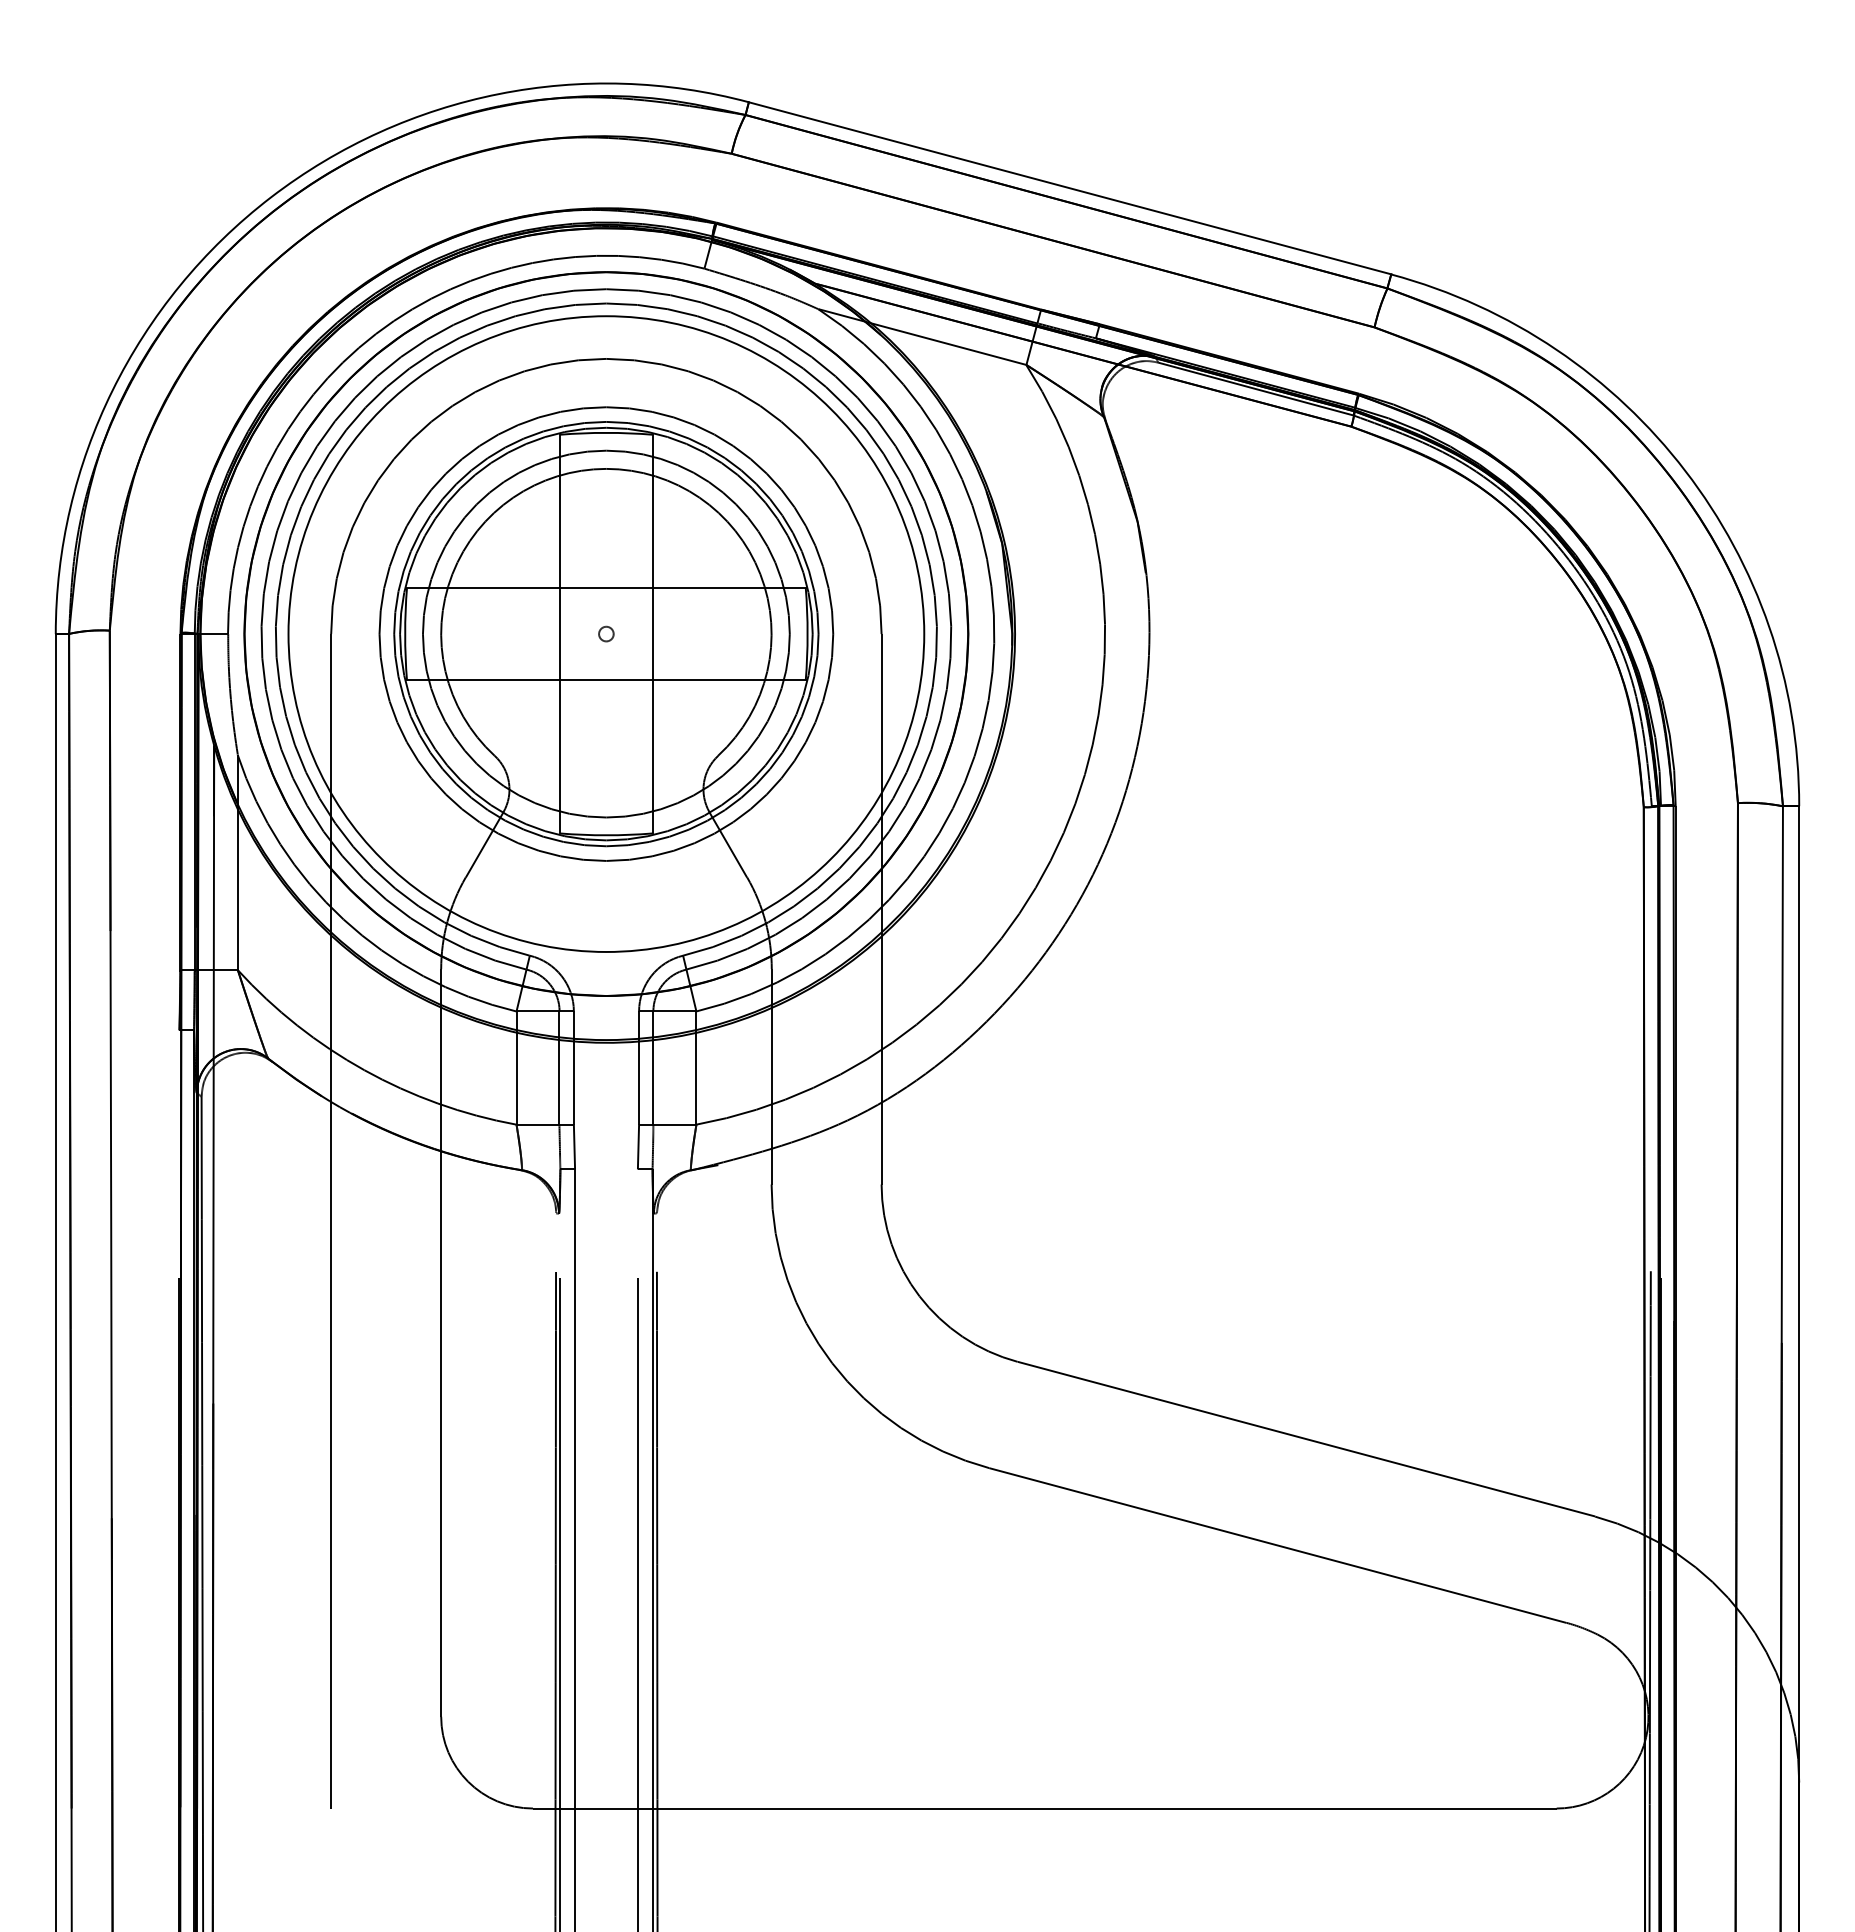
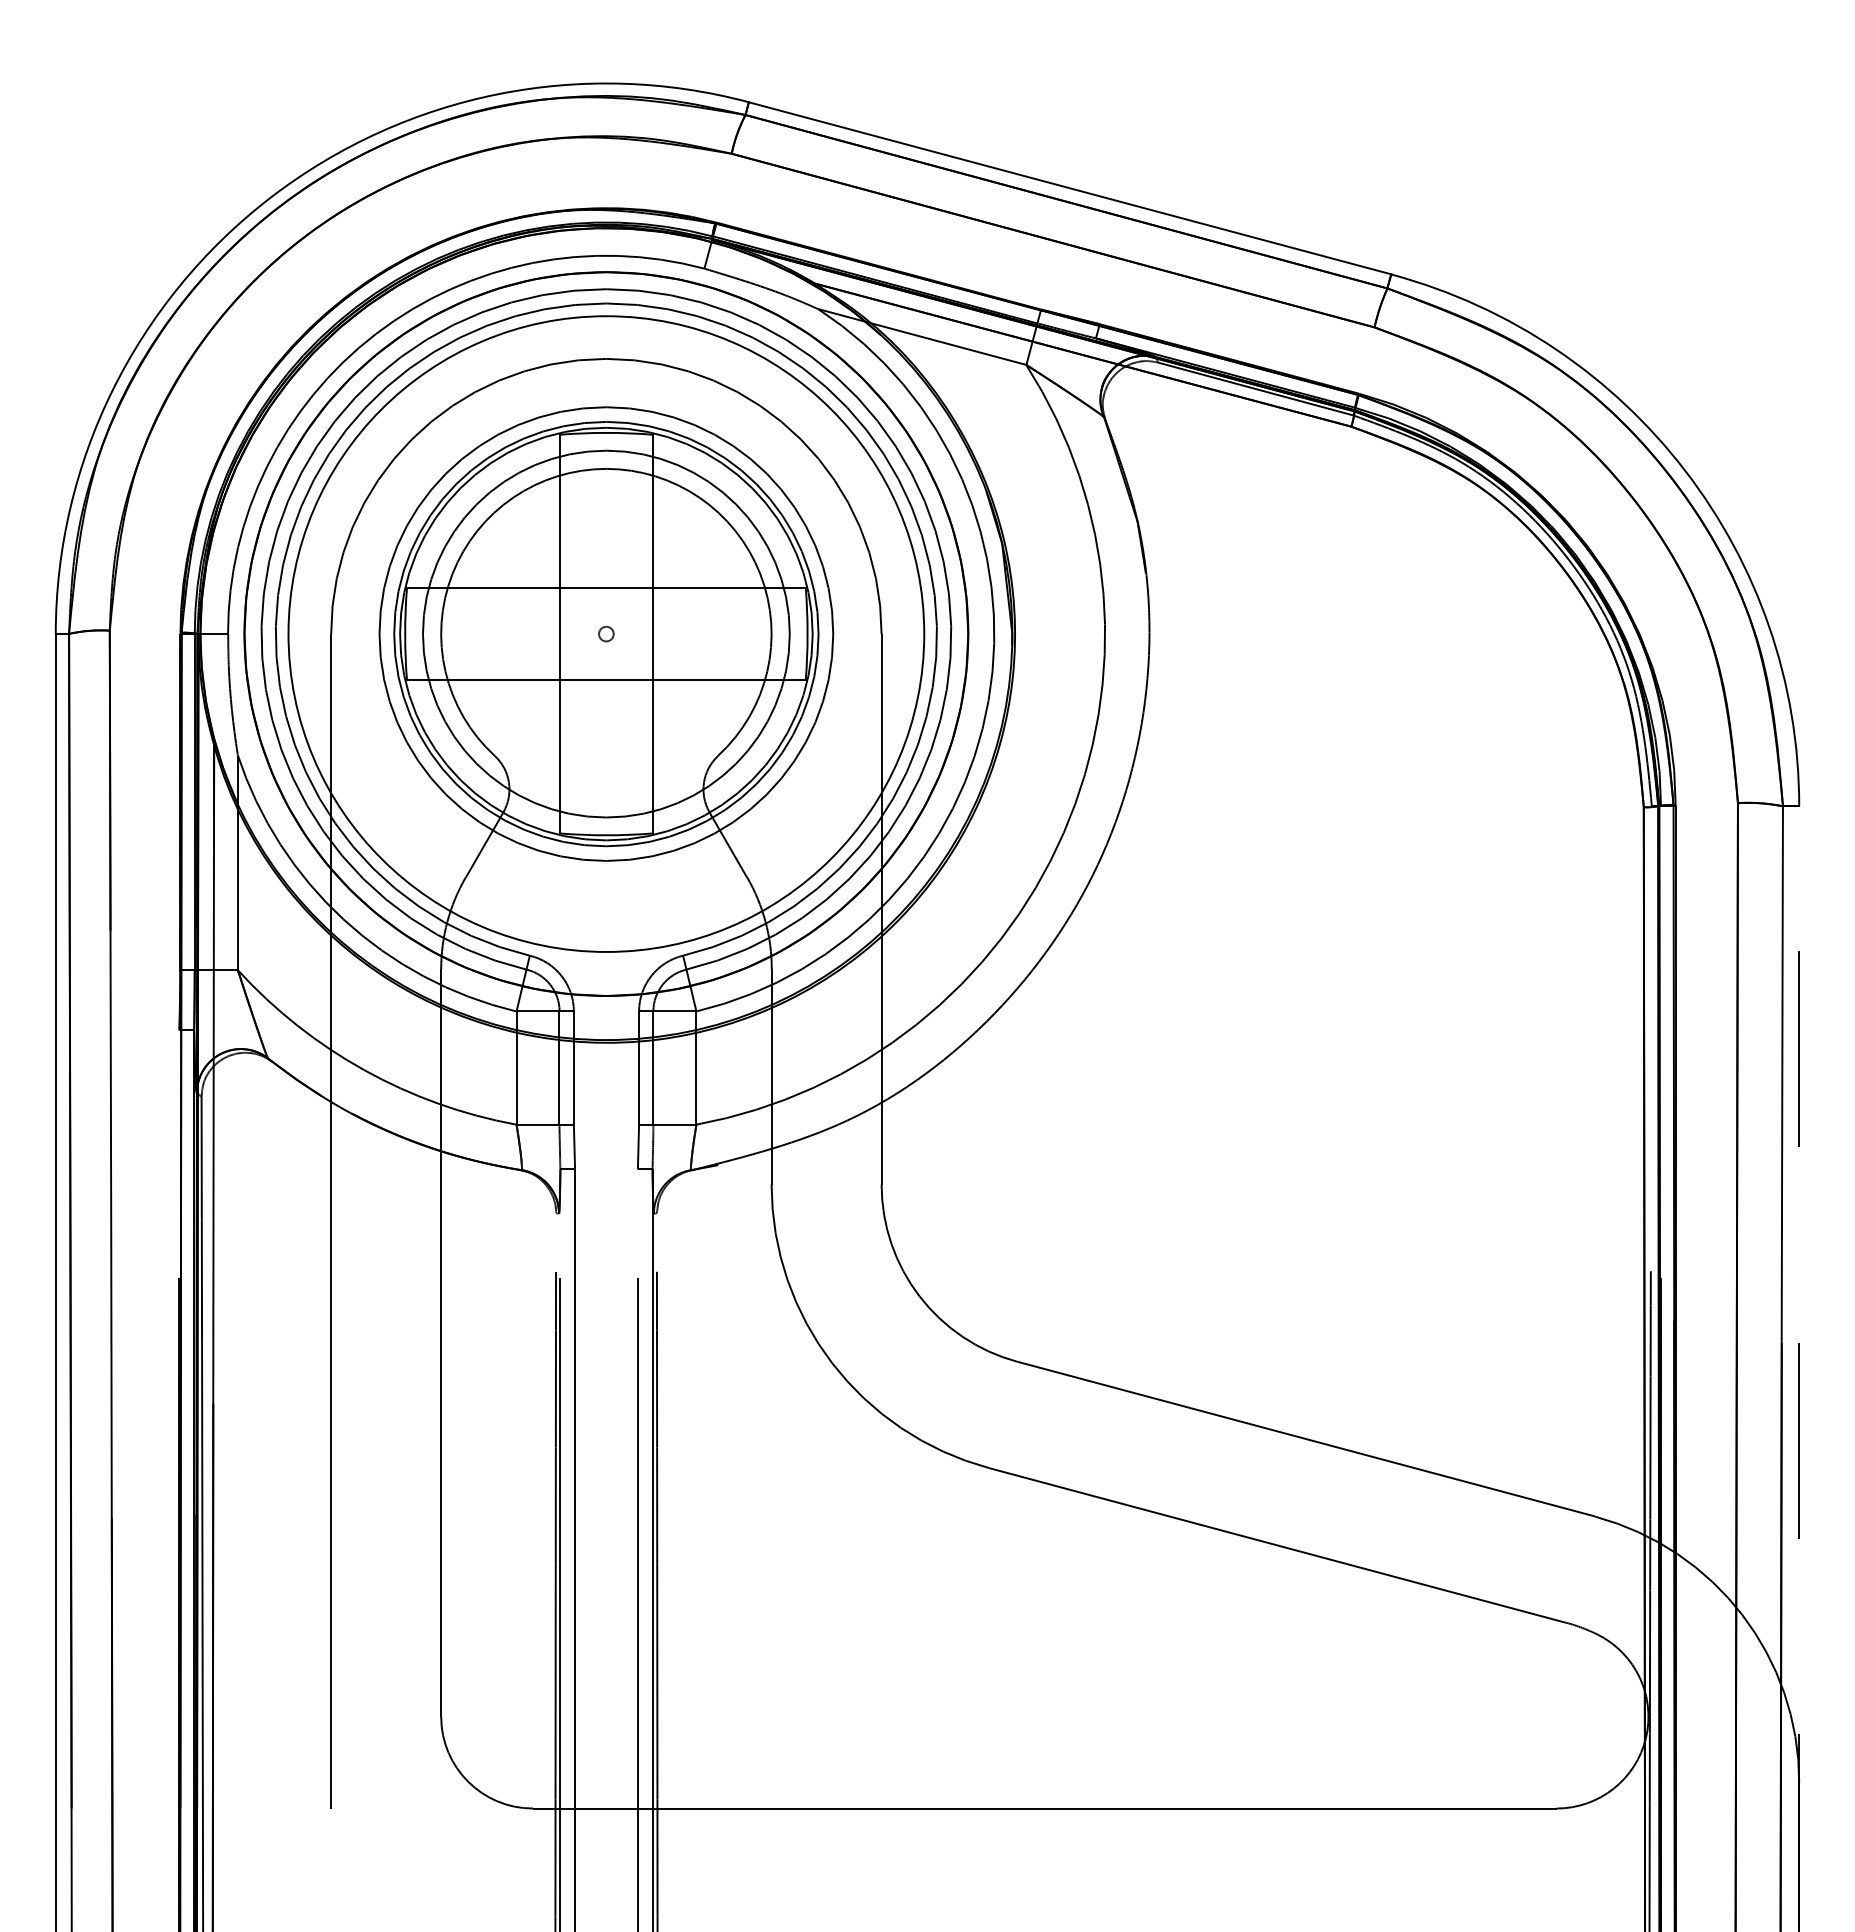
line: solid -> dashed (1799, 1368)
